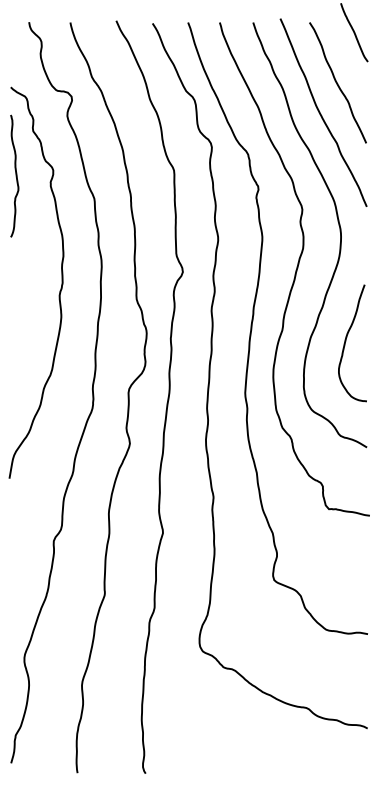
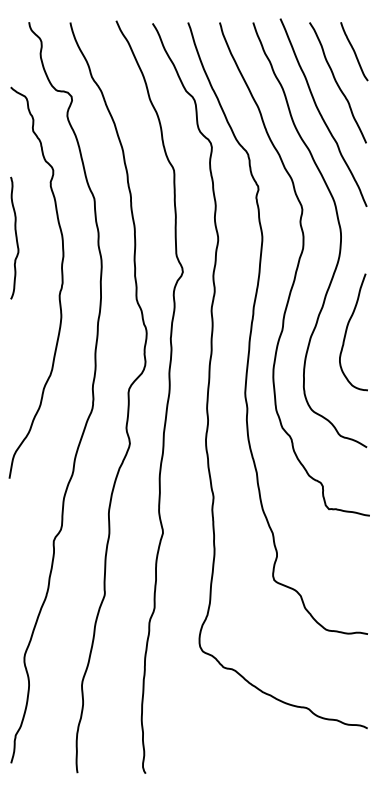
curve position: (354, 32) -> (354, 51) (354, 51)
curve position: (15, 175) -> (15, 237) (15, 237)
curve position: (346, 341) -> (347, 330) (347, 330)
